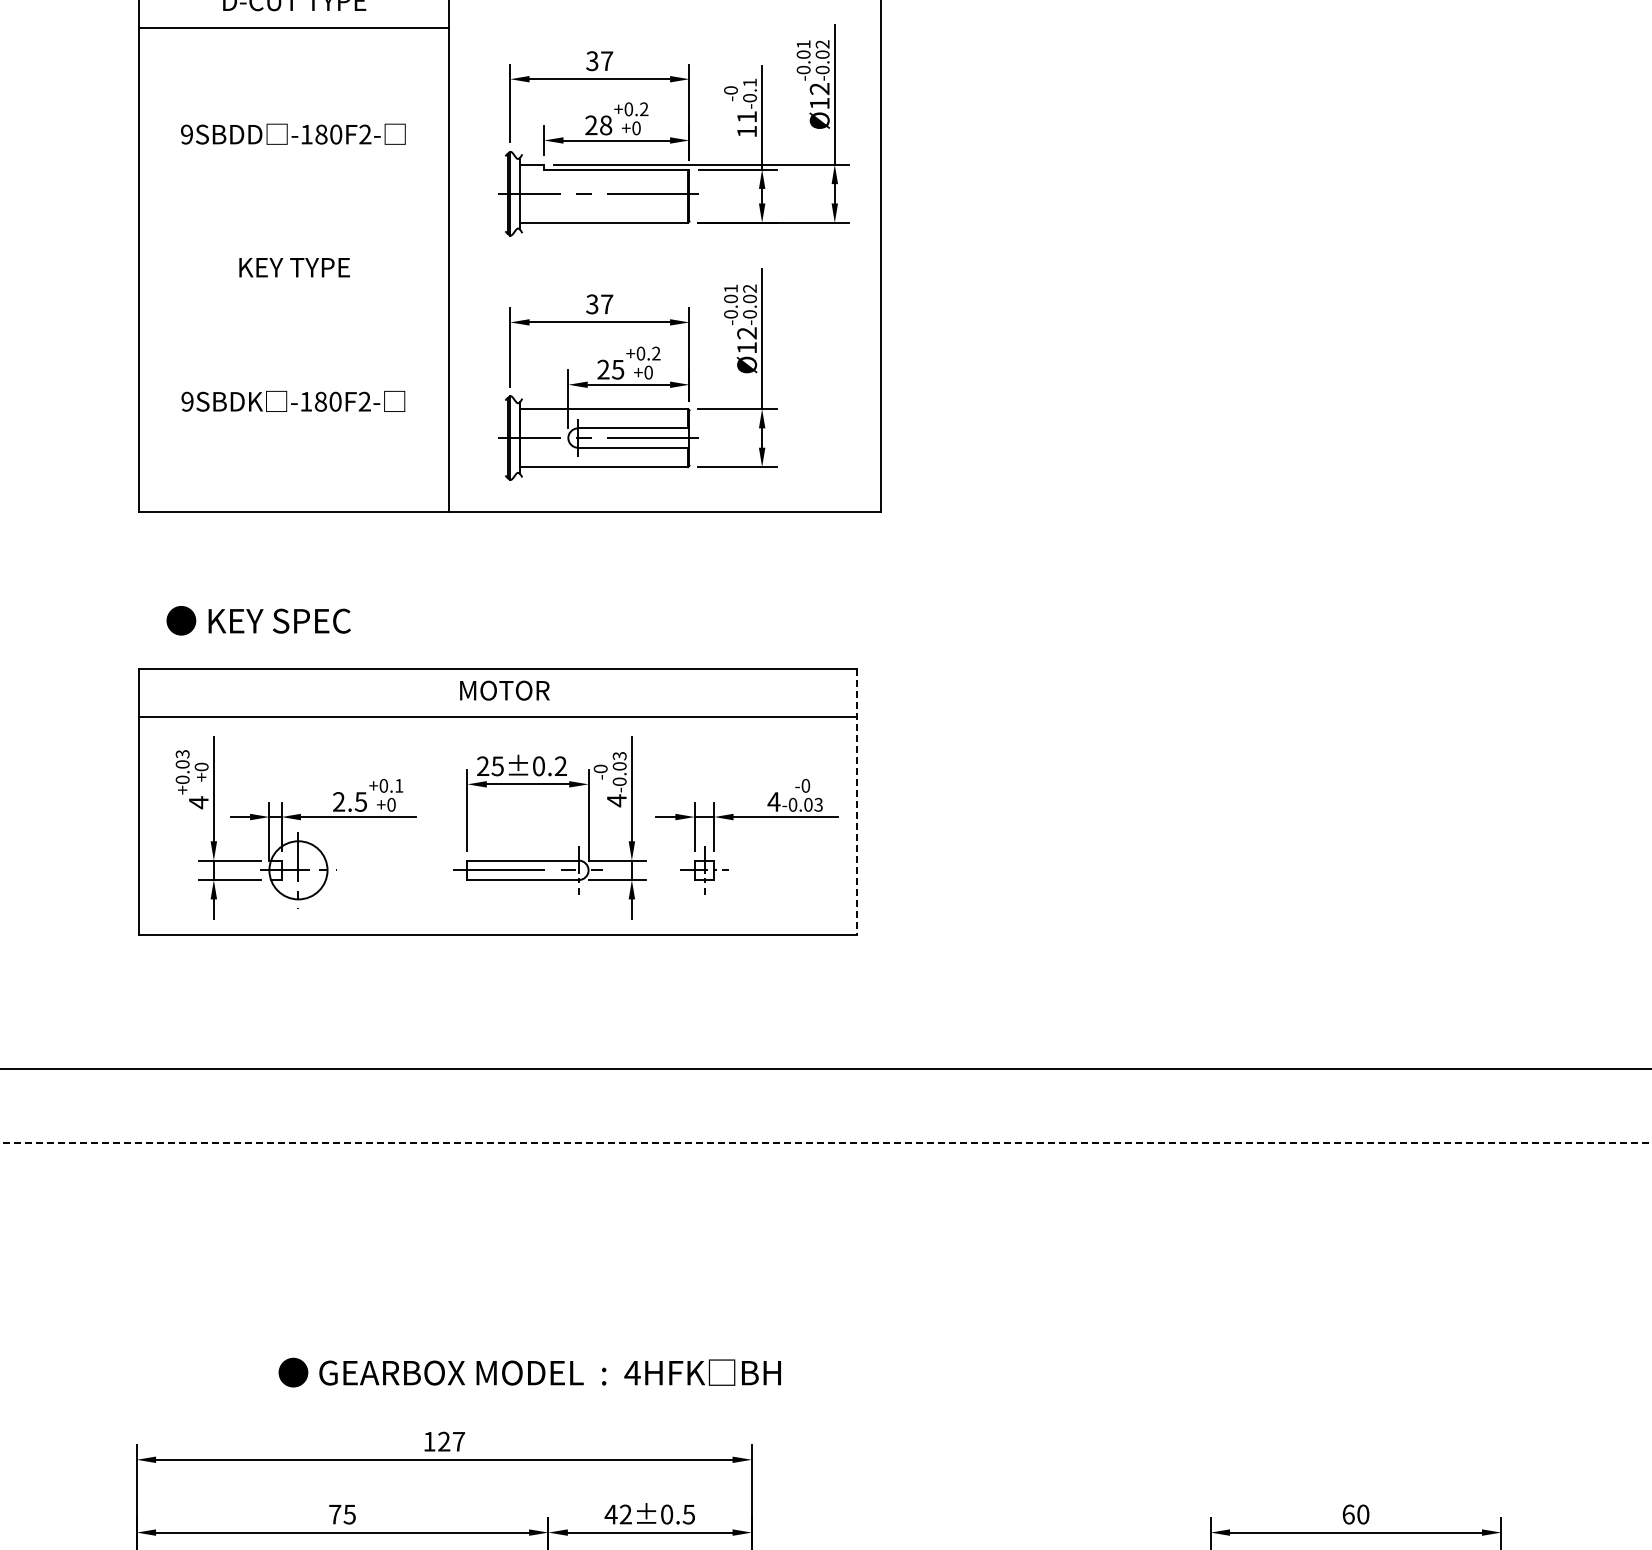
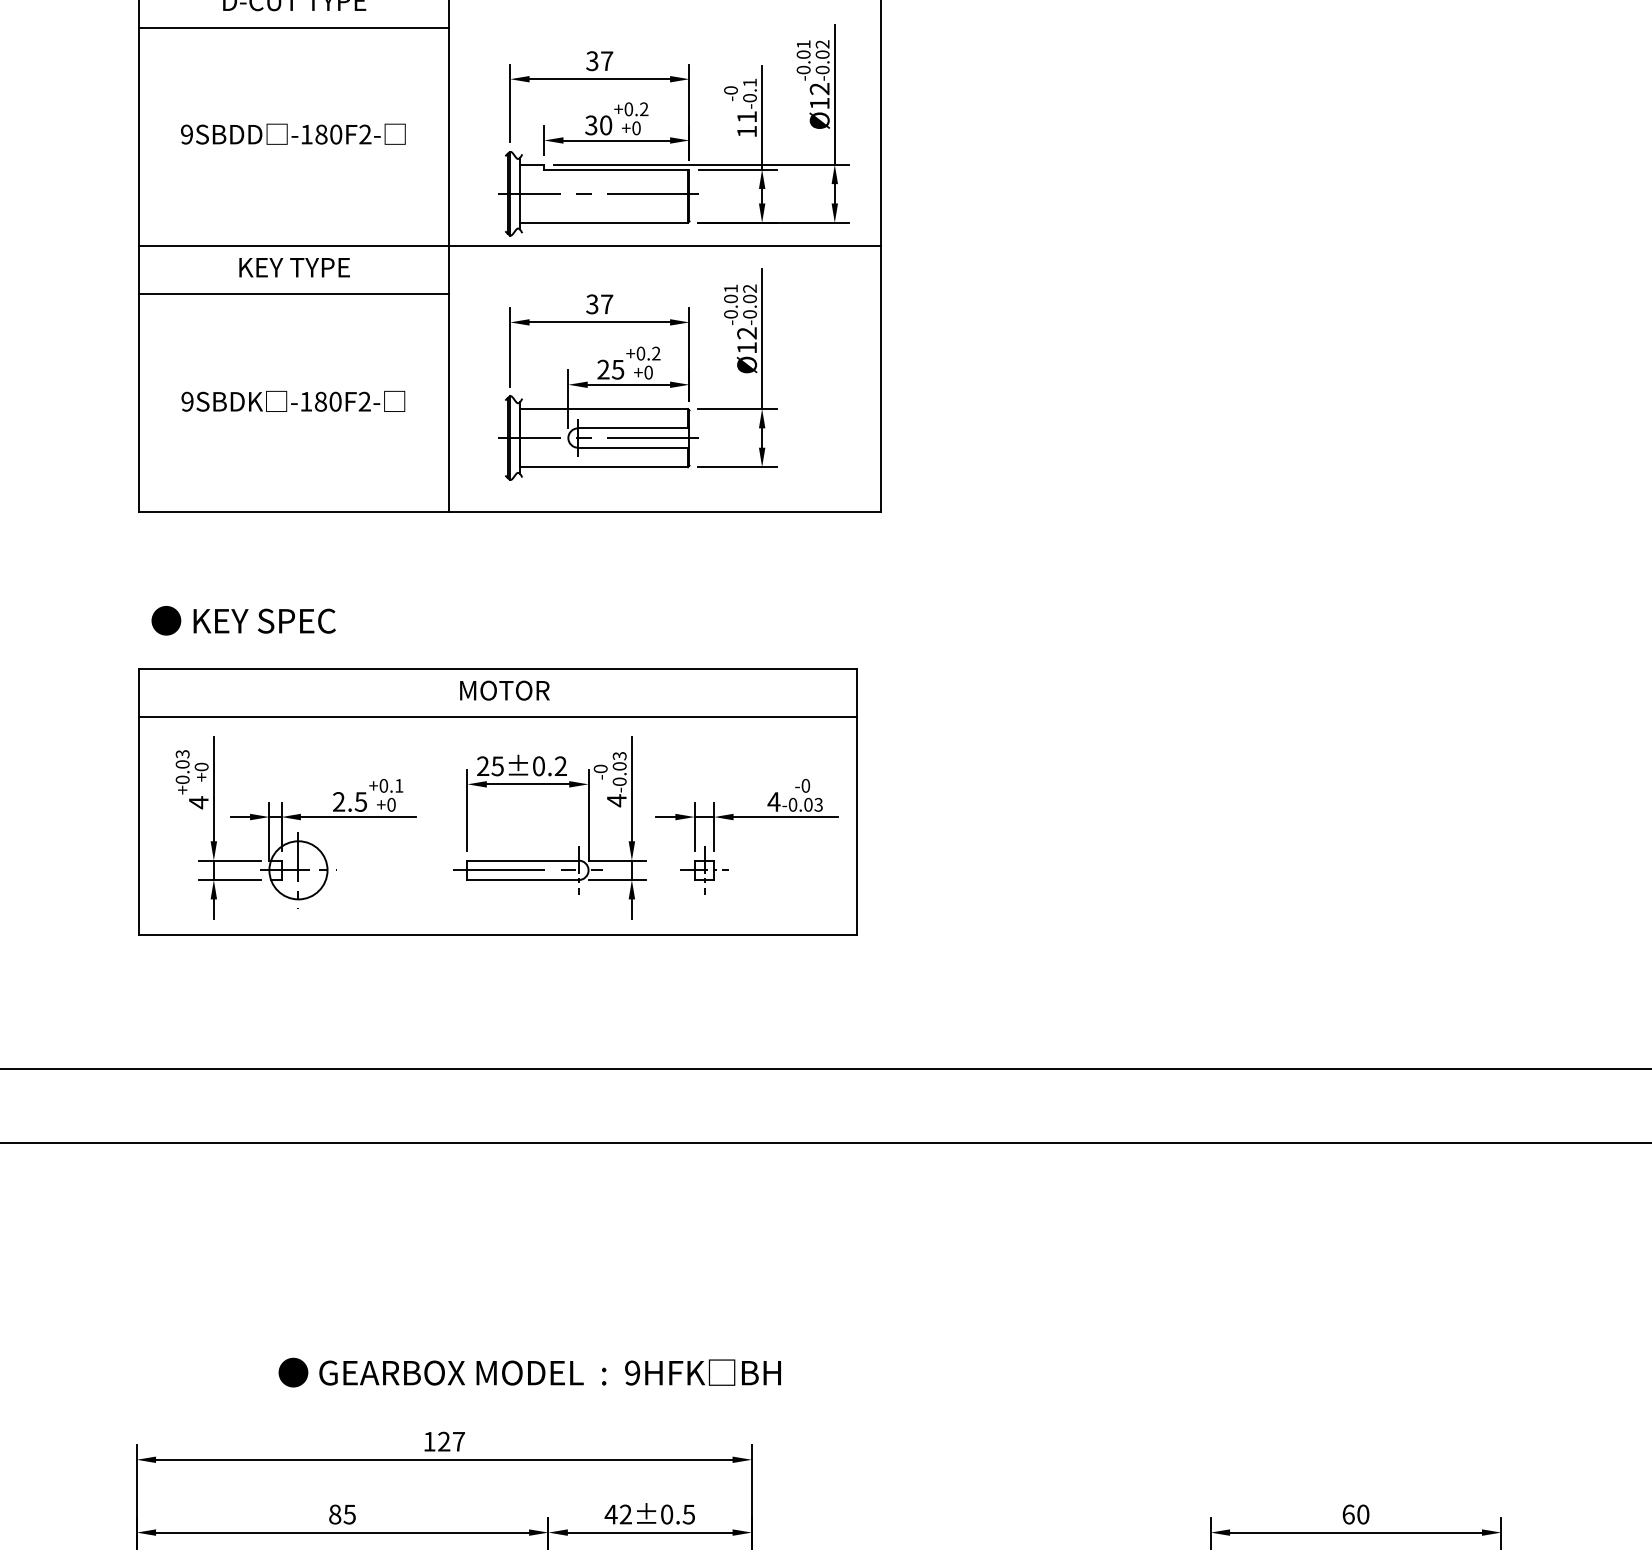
text: 28 -> 30 (598, 125)
line: none -> present (510, 245)
line: none -> present (294, 294)
text position: (258, 620) -> (243, 620) (243, 620)
line: dashed -> solid (857, 802)
line: dashed -> solid (826, 1143)
text: 4HFK -> 9HFK (632, 1372)
text: 75 -> 85 (335, 1514)
